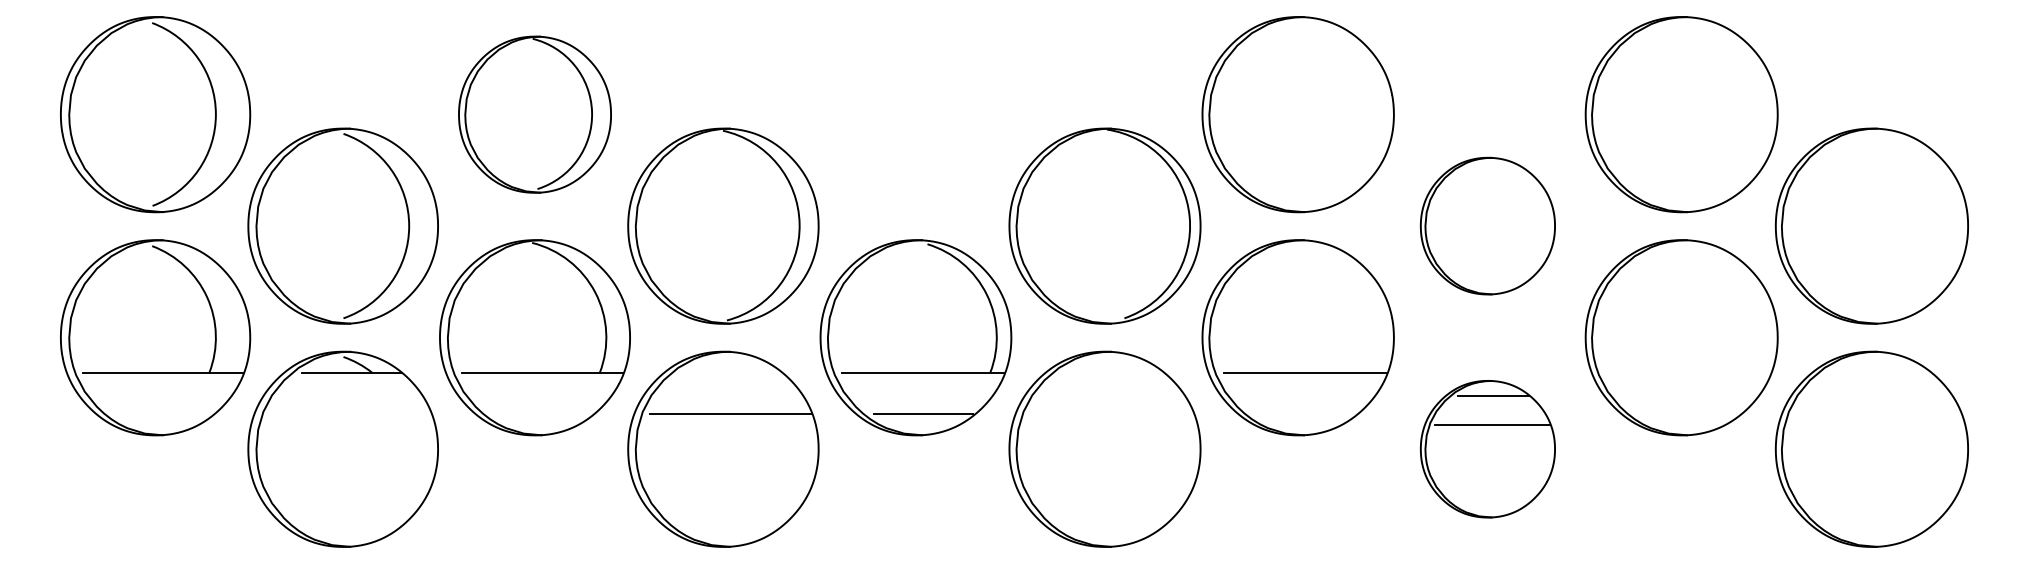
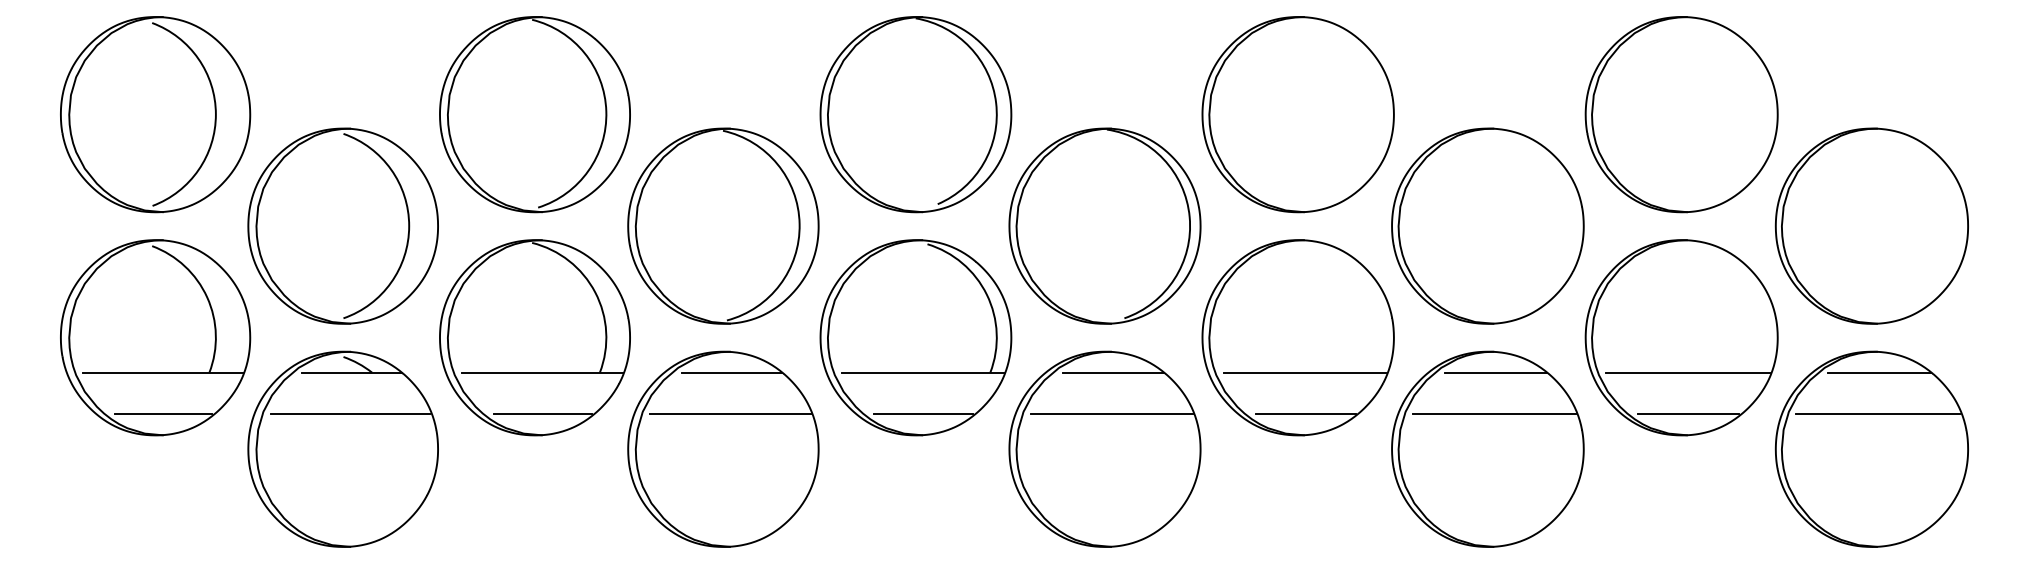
part size: 154x159 px -> 192x198 px (534, 114)
part: none -> present (915, 114)
part size: 137x140 px -> 194x198 px (1487, 225)
line: none -> present (731, 372)
line: none -> present (1112, 372)
line: none -> present (1688, 372)
line: none -> present (1879, 372)
line: none -> present (163, 414)
line: none -> present (350, 414)
line: none -> present (542, 414)
line: none -> present (1111, 414)
line: none -> present (1305, 414)
line: none -> present (1688, 414)
line: none -> present (1878, 414)
part size: 137x139 px -> 194x198 px (1487, 448)
